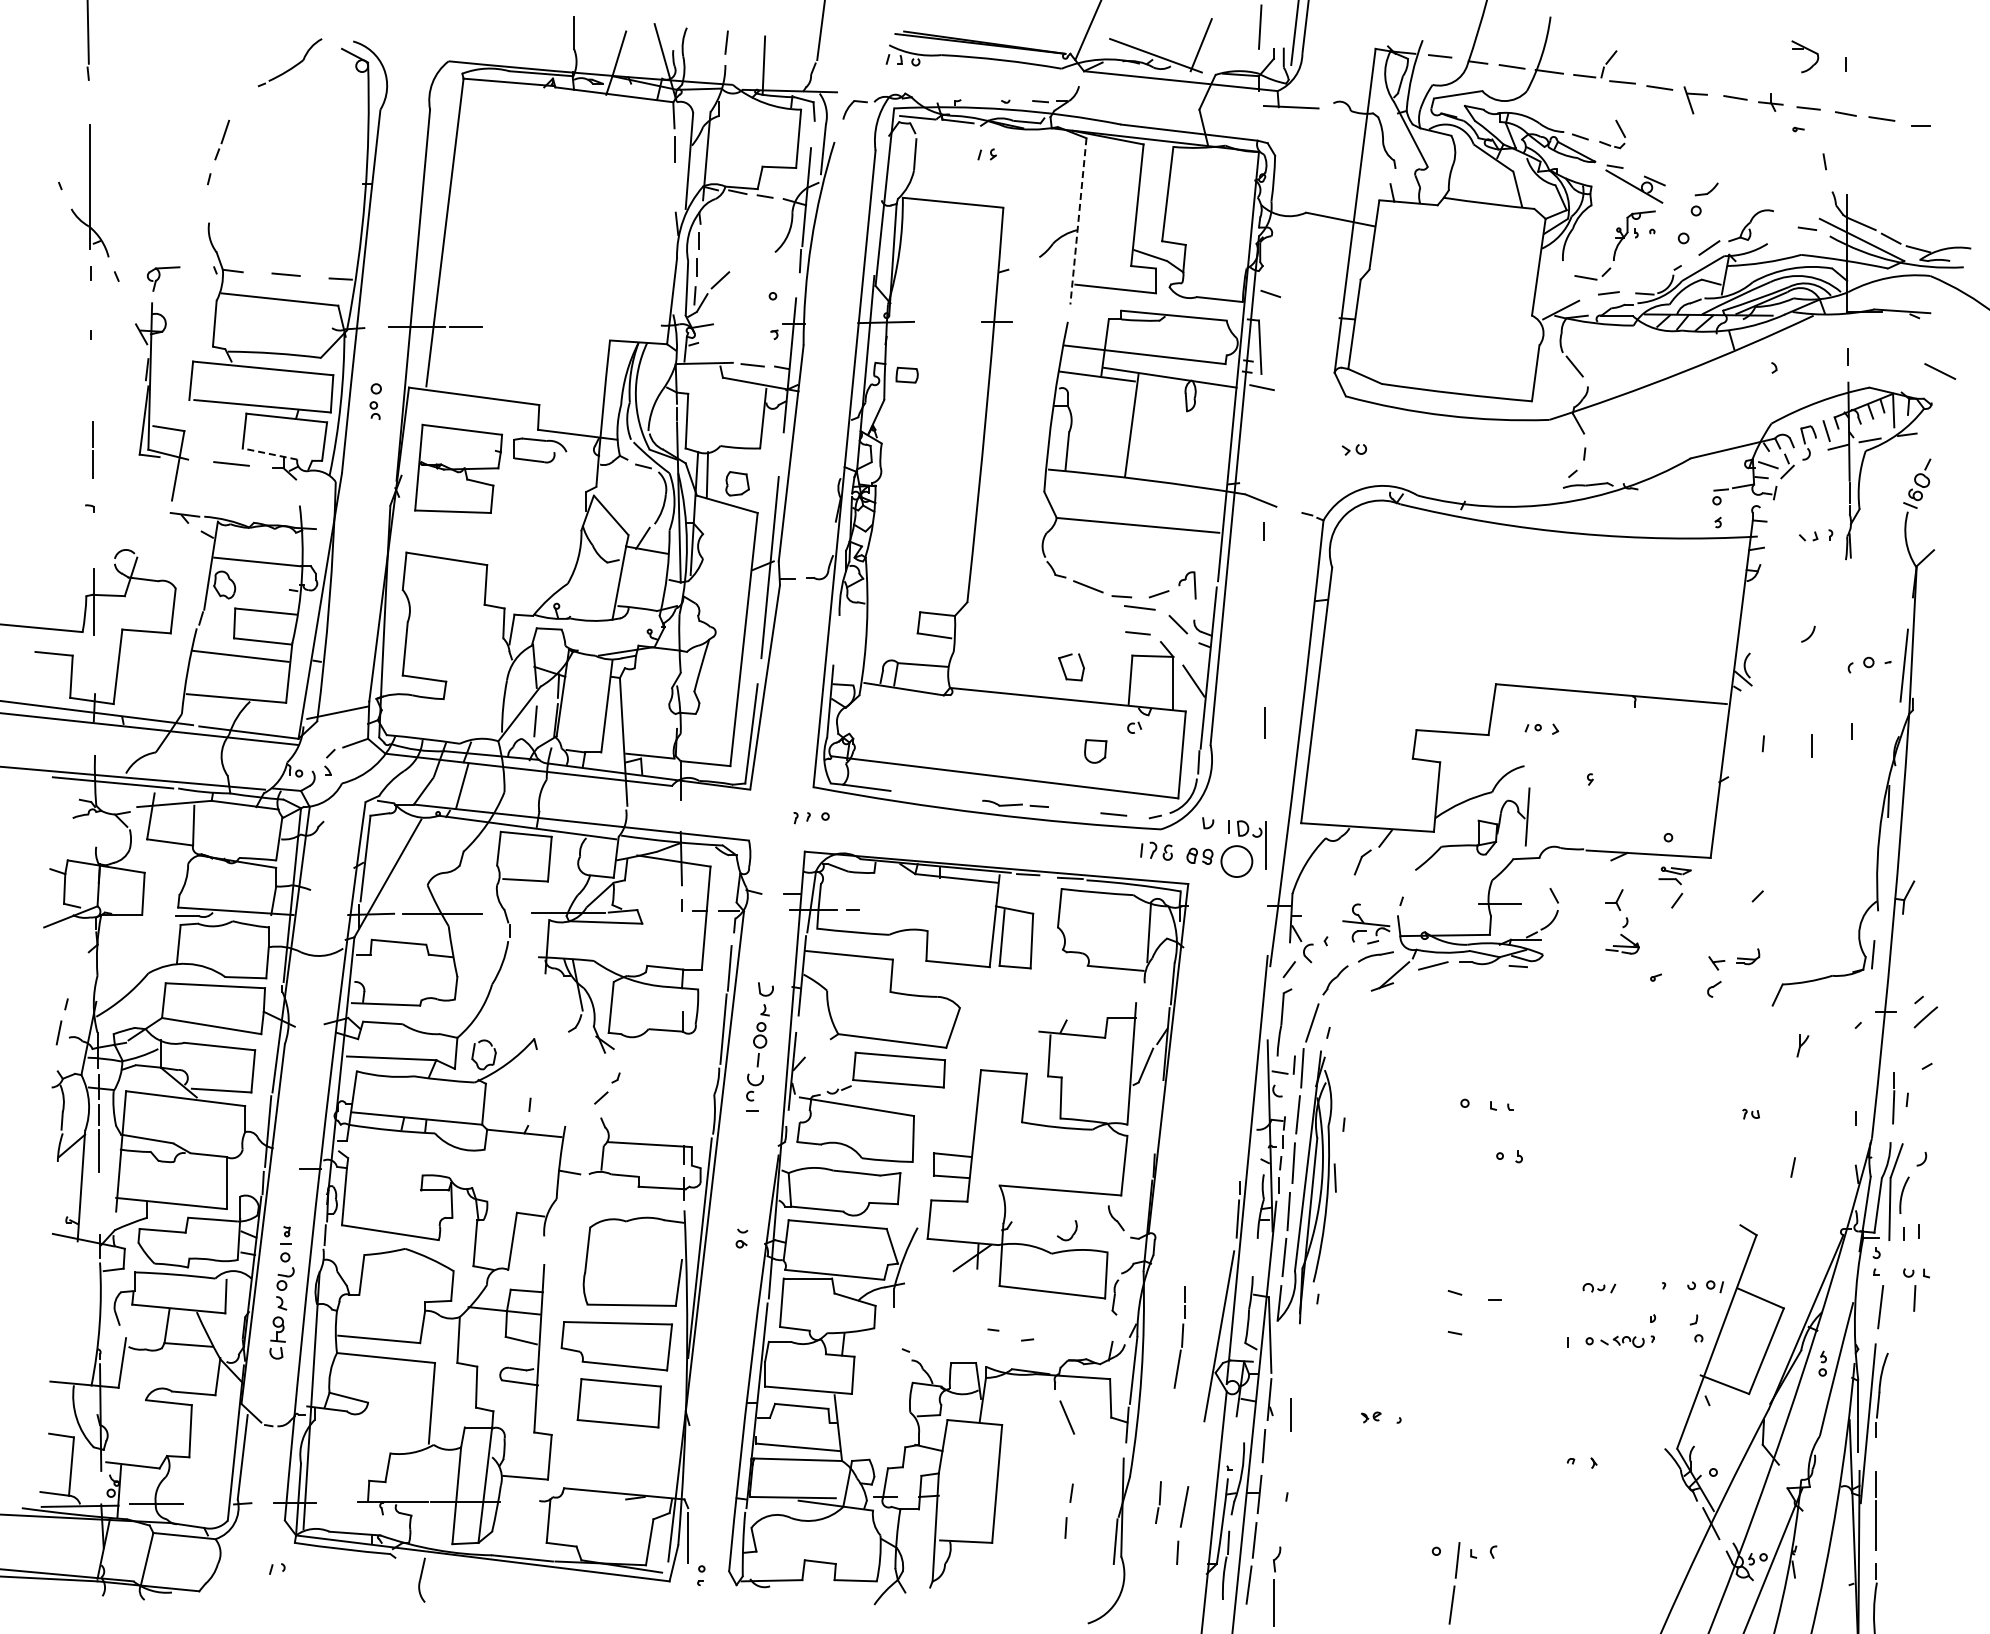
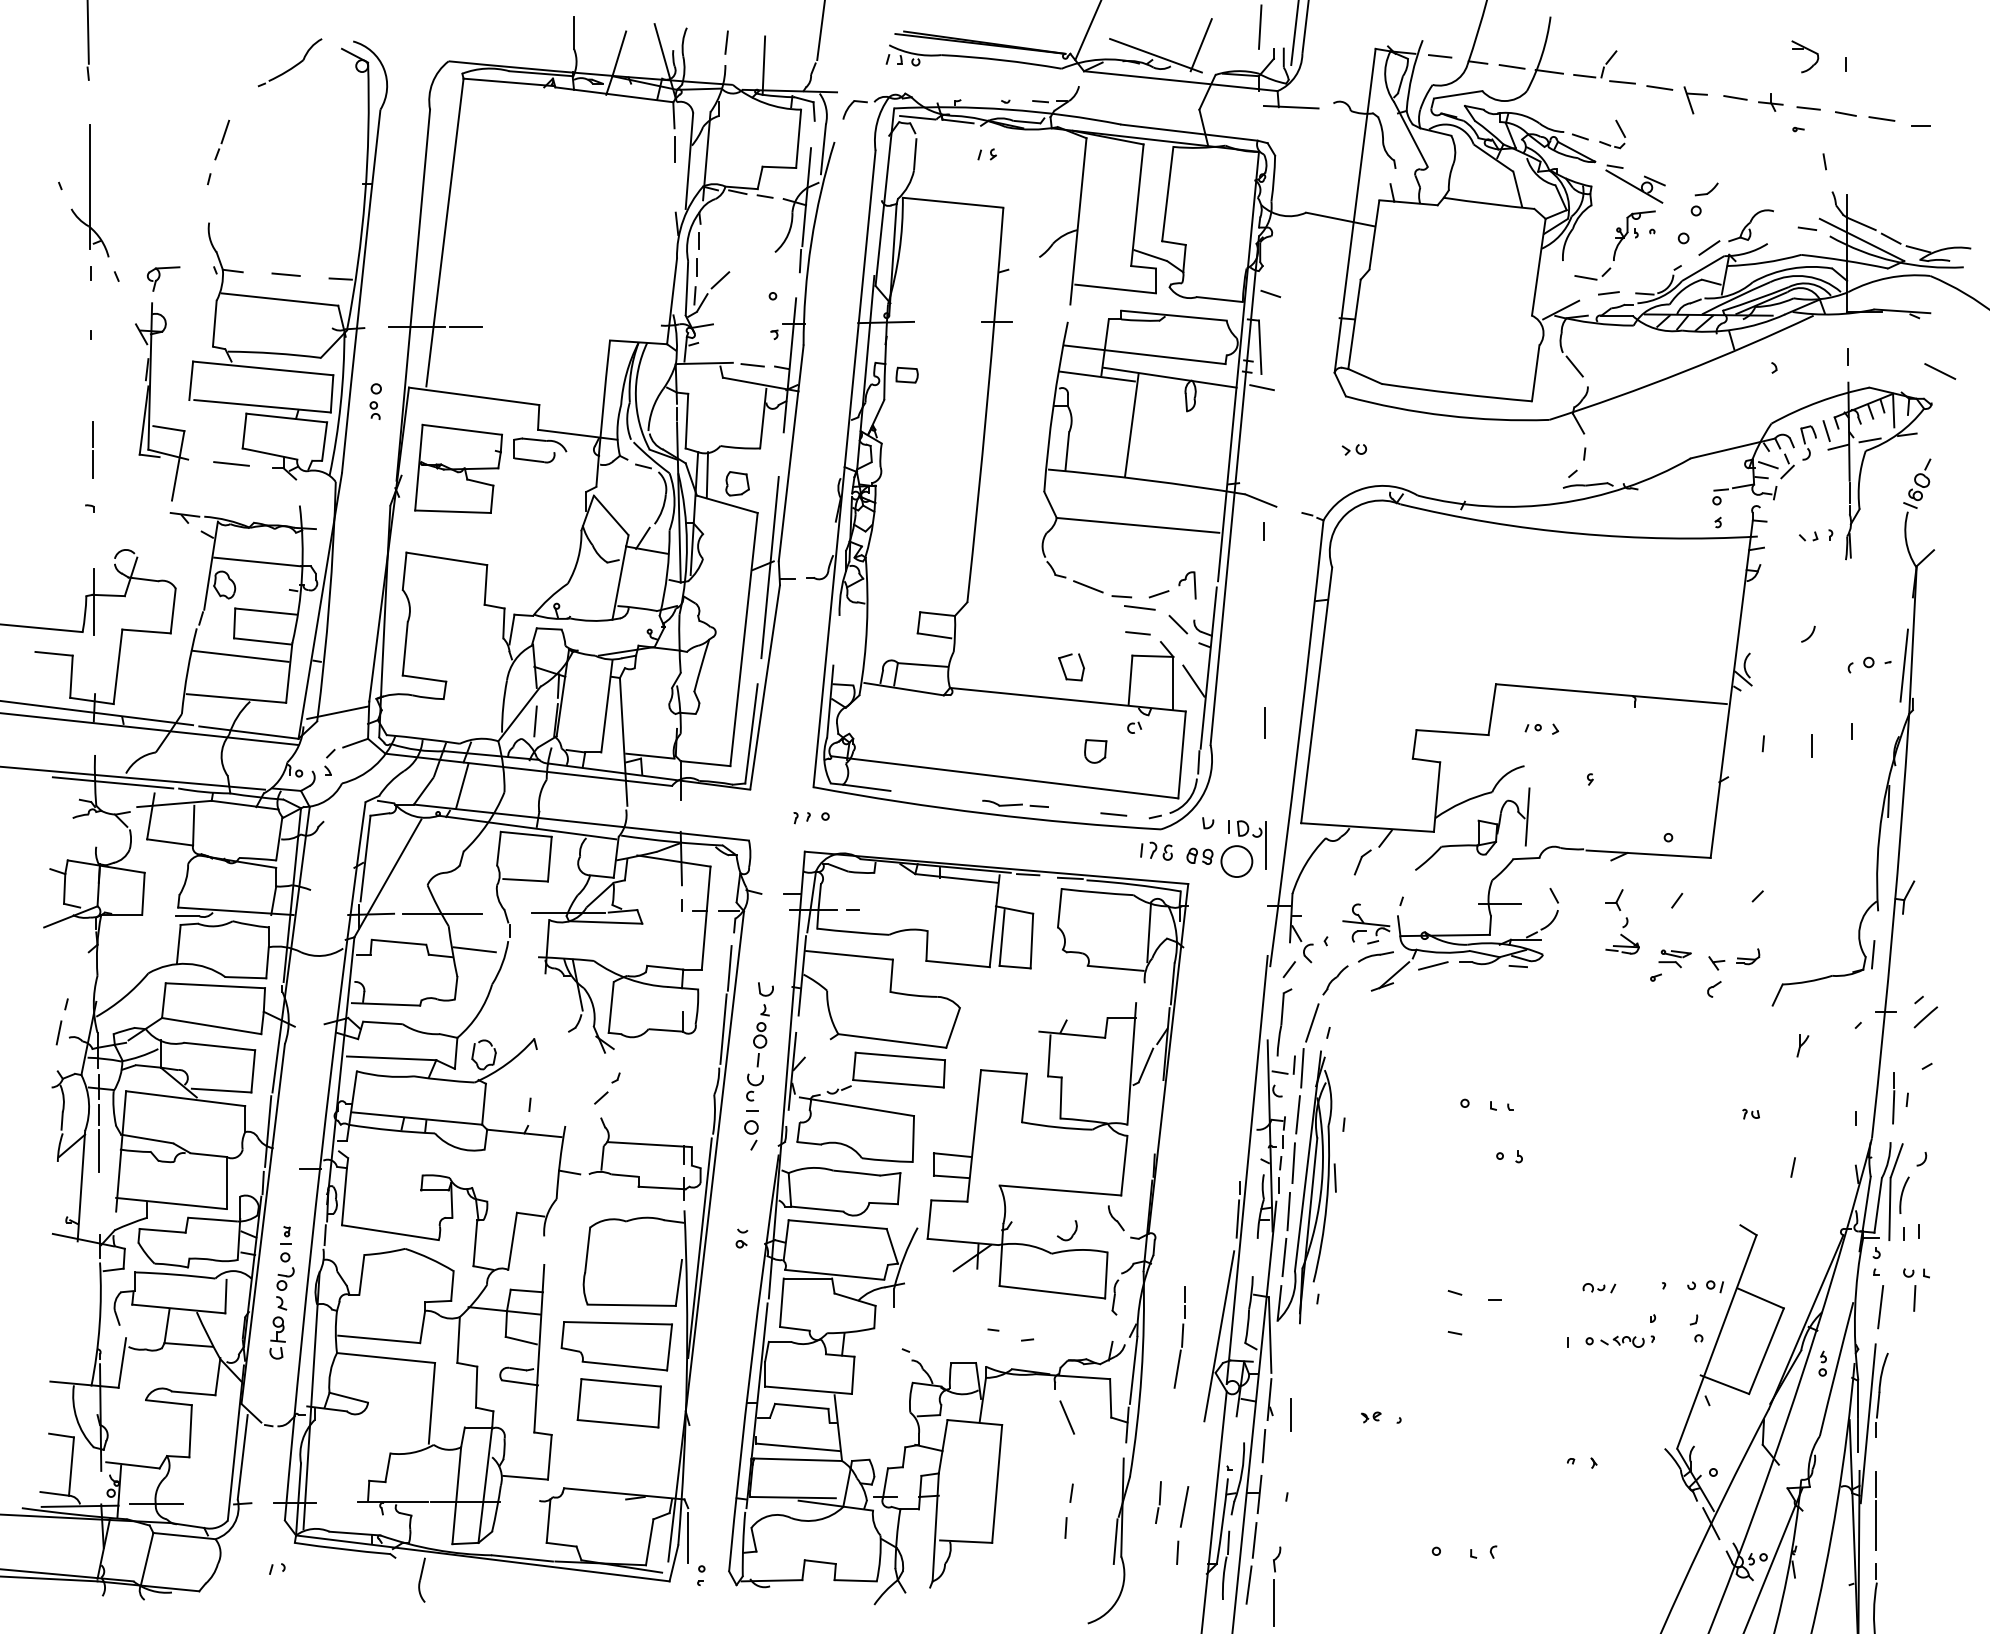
line: dashed -> solid (1078, 221)
line: dashed -> solid (270, 454)
part position: (1674, 875) -> (1674, 958) (1674, 958)
line: none -> present (474, 949)
part: none -> present (751, 1135)
line: present -> none (1454, 1585)
